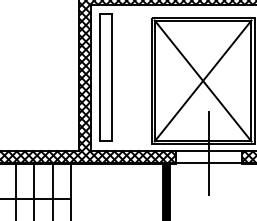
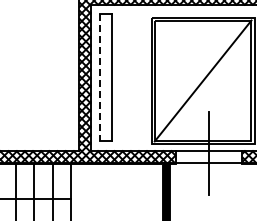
line: solid -> dashed (100, 78)
line: present -> none (202, 80)
